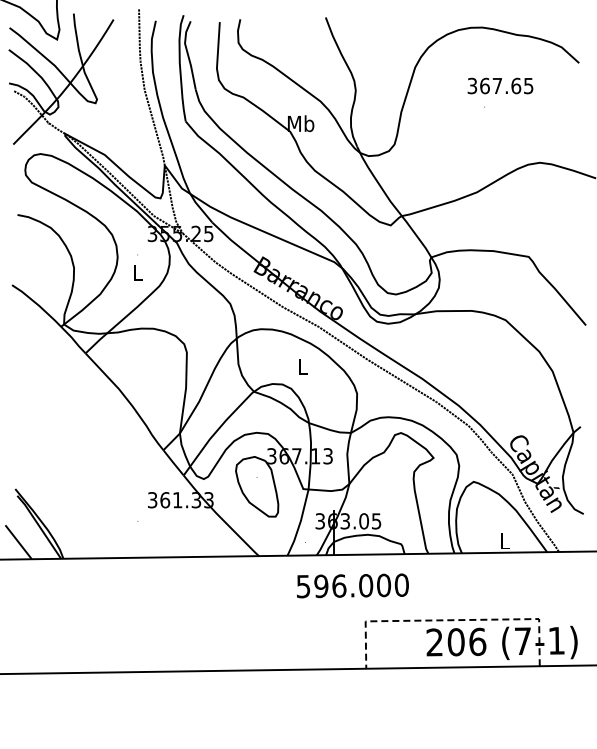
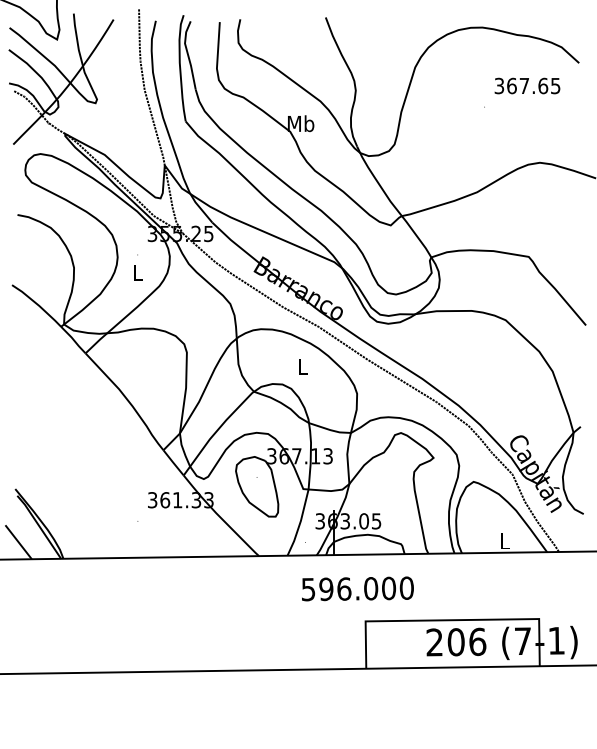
text position: (500, 85) -> (527, 85) (527, 85)
text position: (352, 585) -> (357, 588) (357, 588)
line: dashed -> solid (452, 620)
